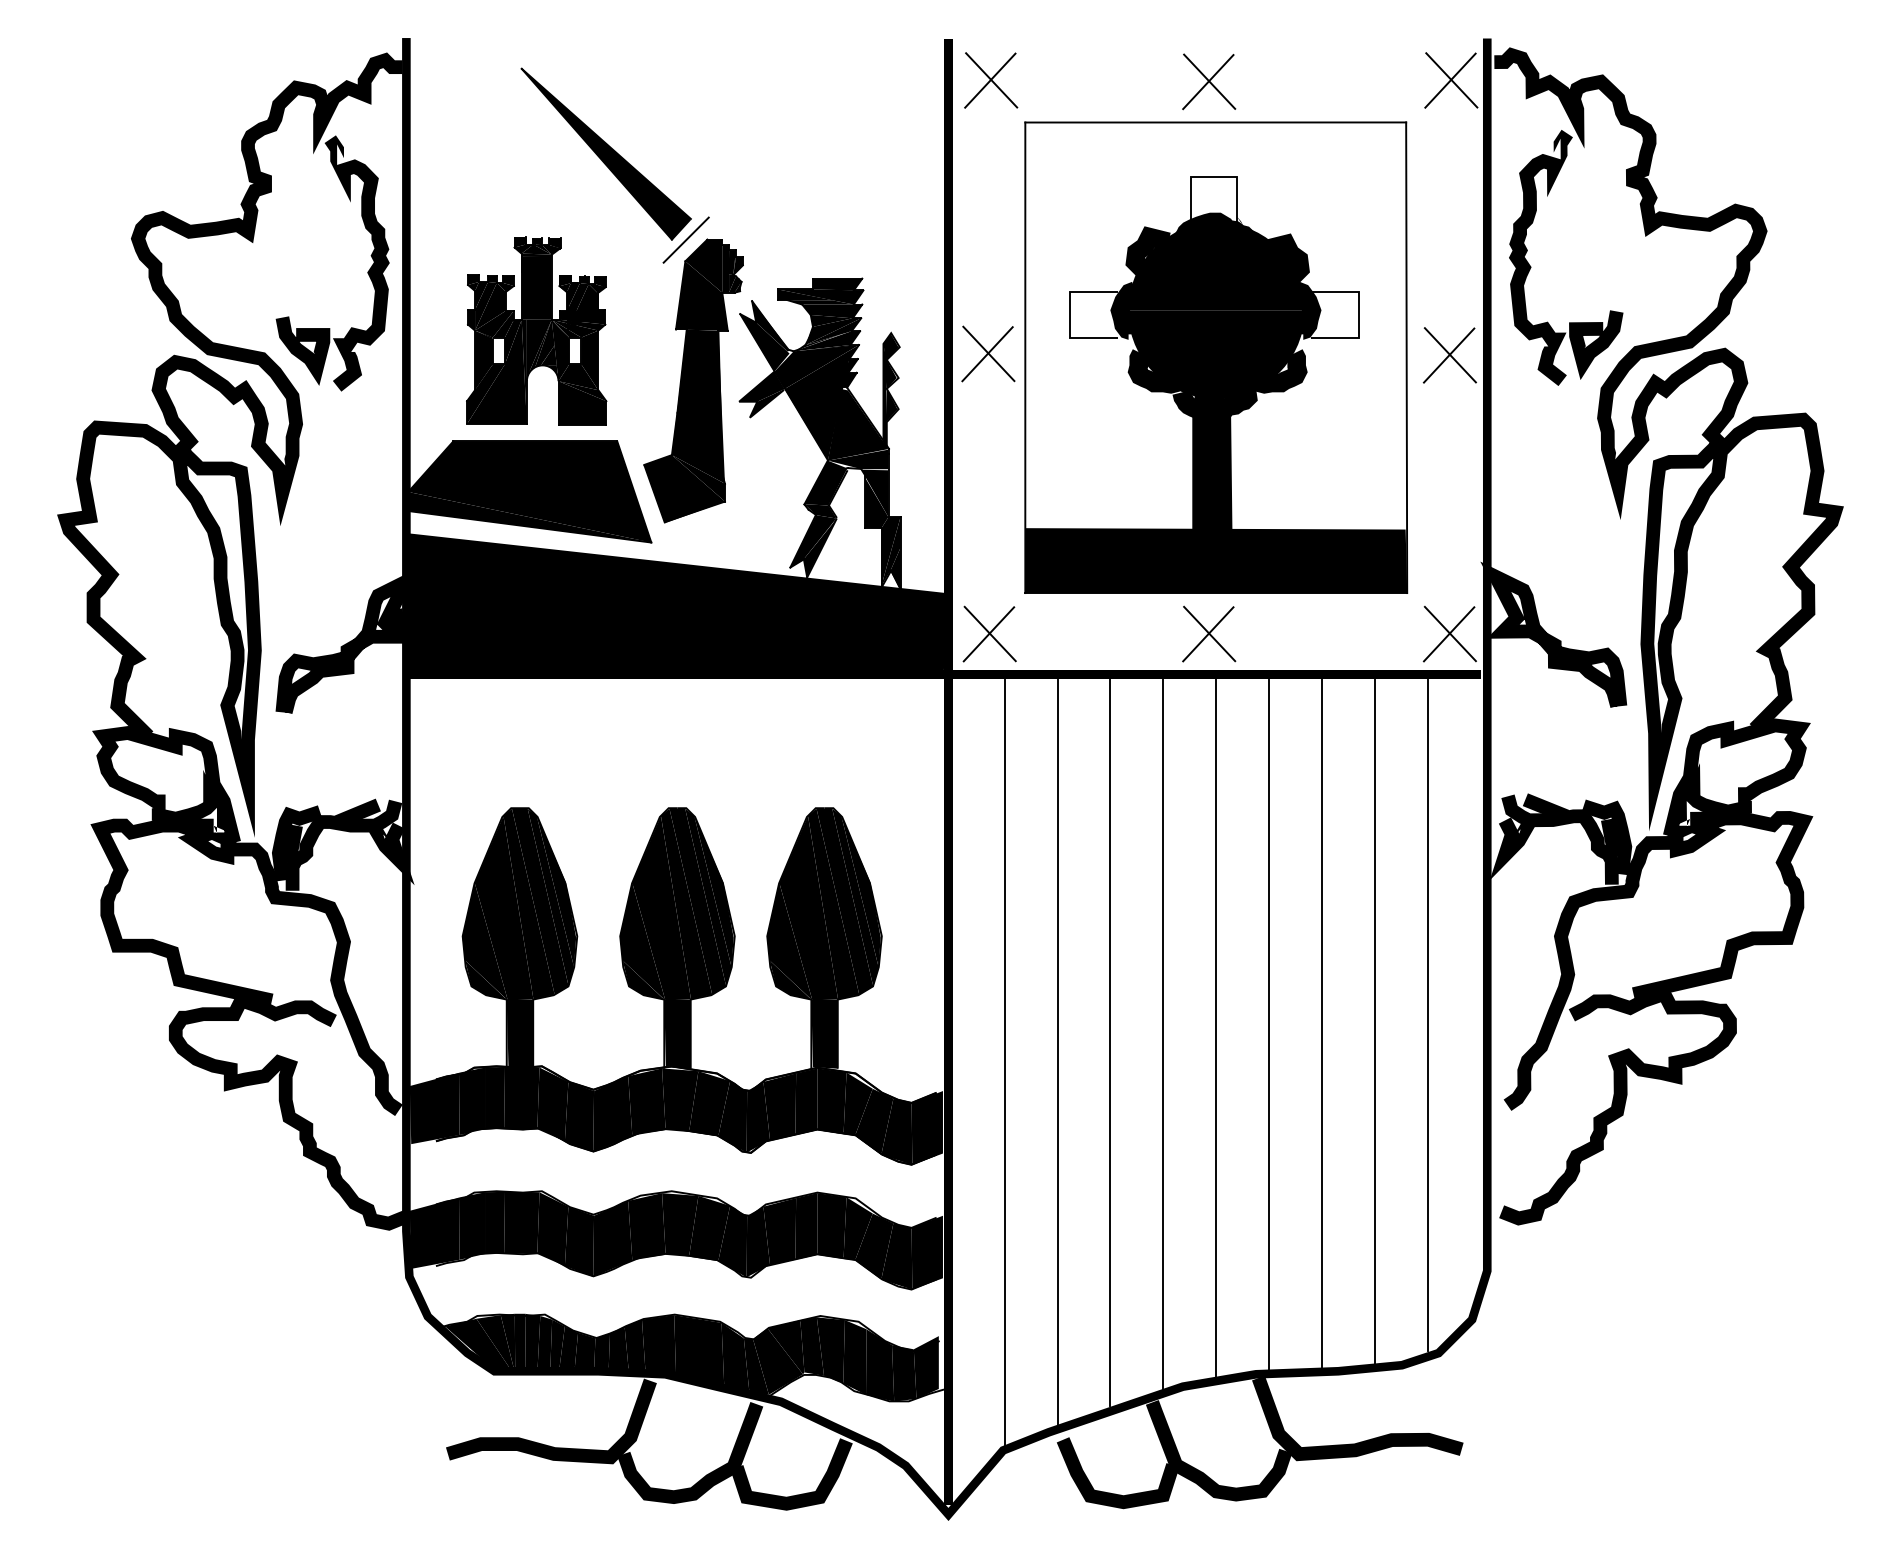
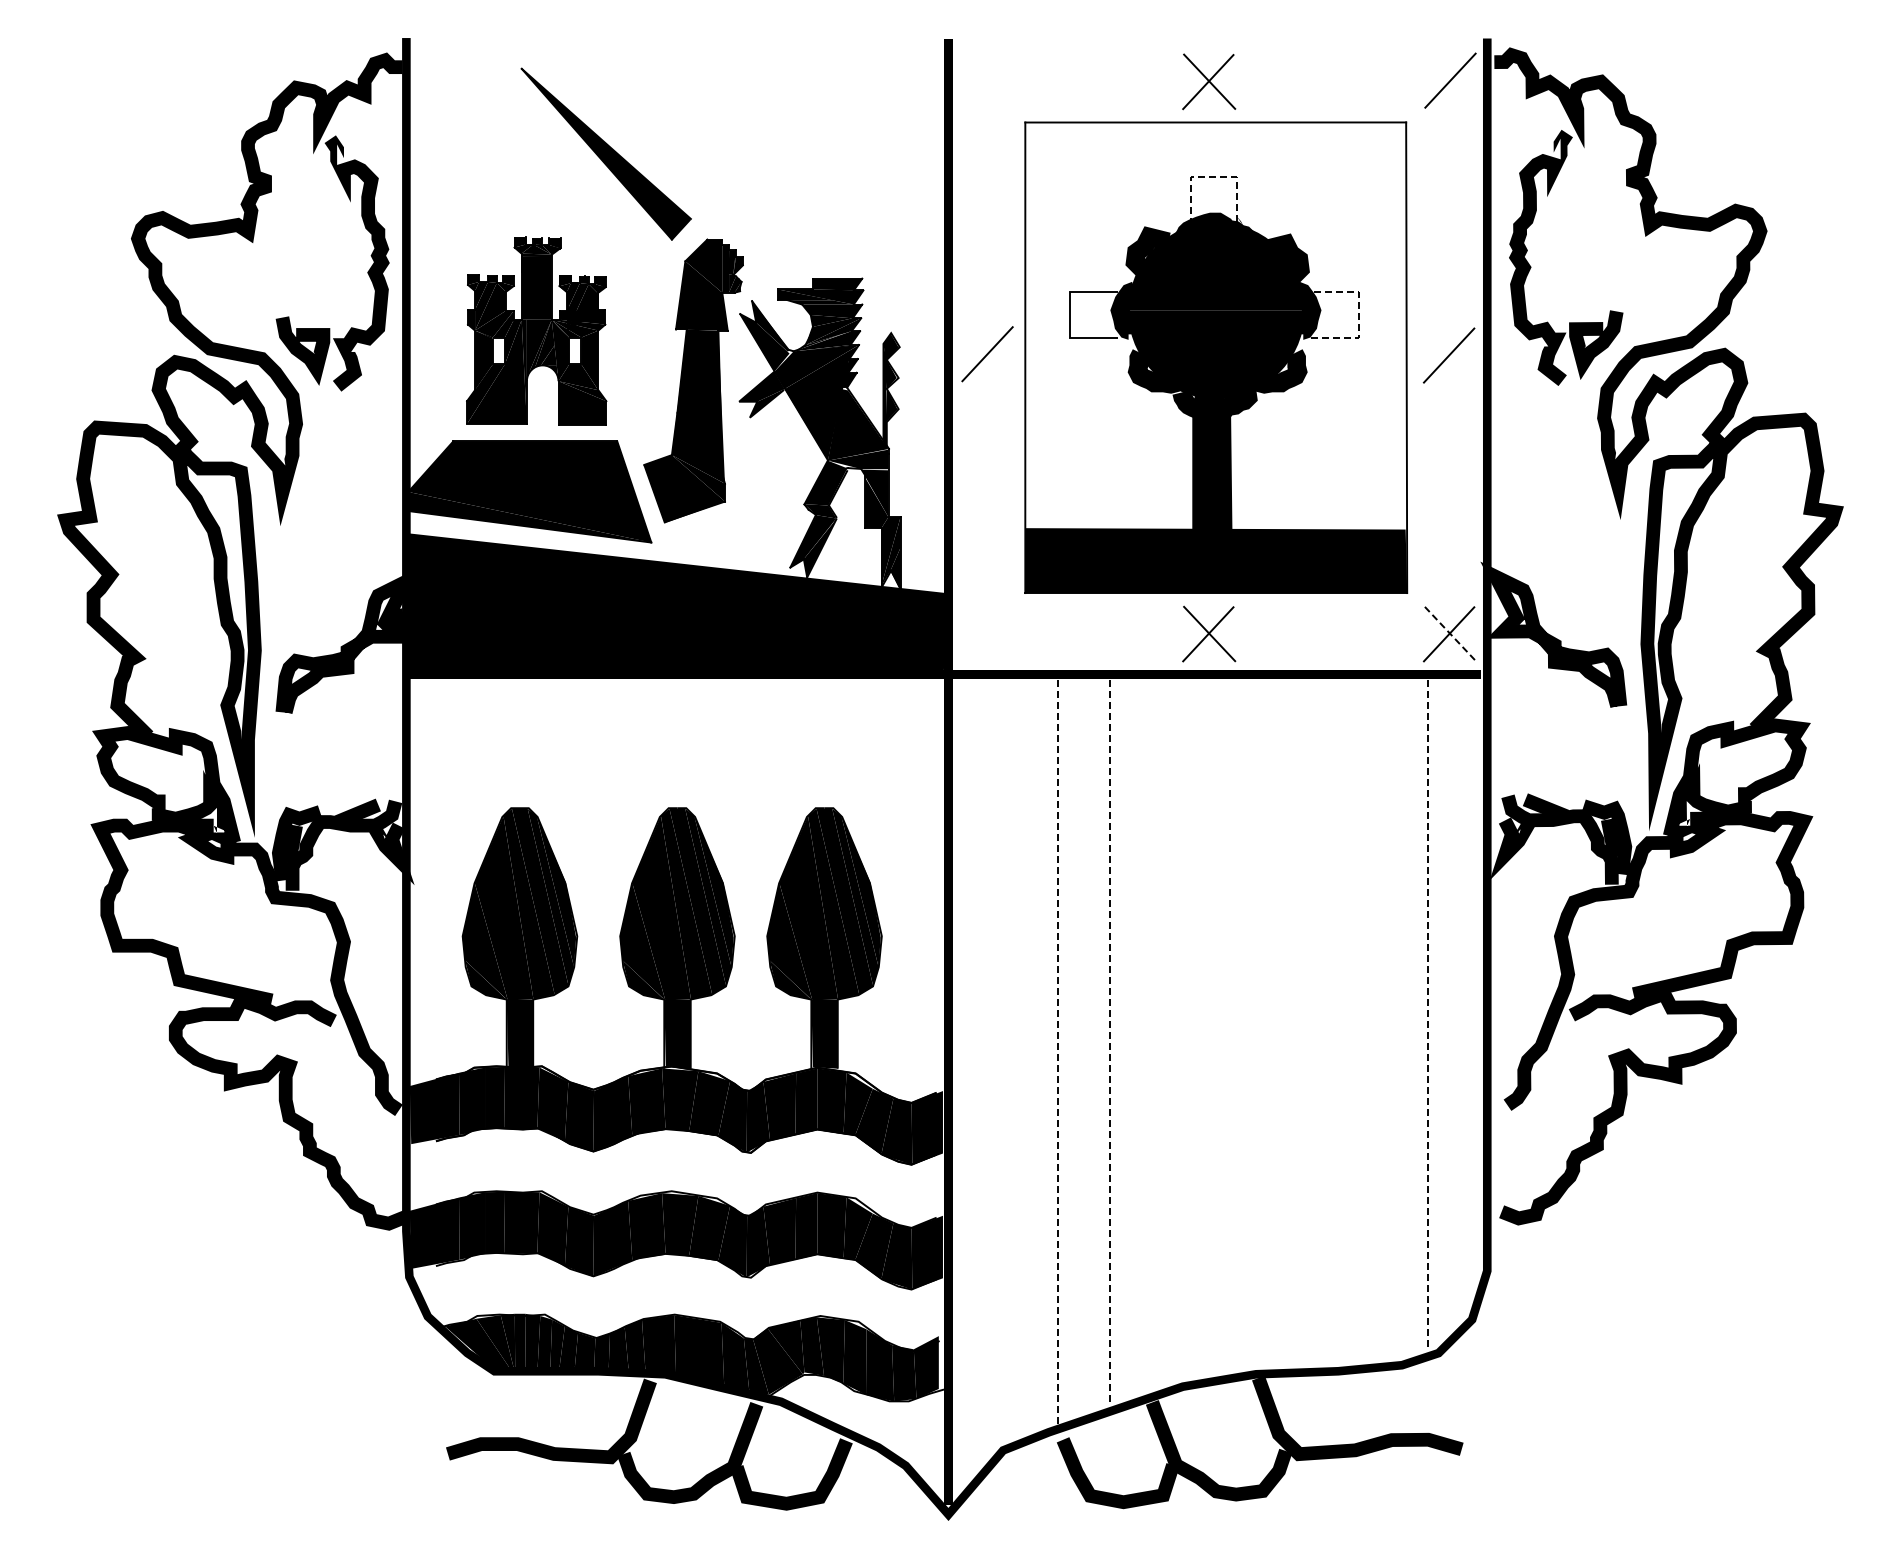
part: present -> none (991, 80)
line: present -> none (1451, 80)
line: solid -> dashed (1213, 176)
line: present -> none (685, 239)
line: solid -> dashed (1358, 315)
line: present -> none (988, 353)
line: present -> none (1449, 355)
part: present -> none (989, 633)
line: solid -> dashed (1450, 634)
line: solid -> dashed (1428, 1015)
line: present -> none (1375, 1022)
line: present -> none (1322, 1023)
line: present -> none (1269, 1024)
line: present -> none (1216, 1028)
line: present -> none (1163, 1033)
line: solid -> dashed (1110, 1042)
line: solid -> dashed (1057, 1056)
line: present -> none (1004, 1063)
